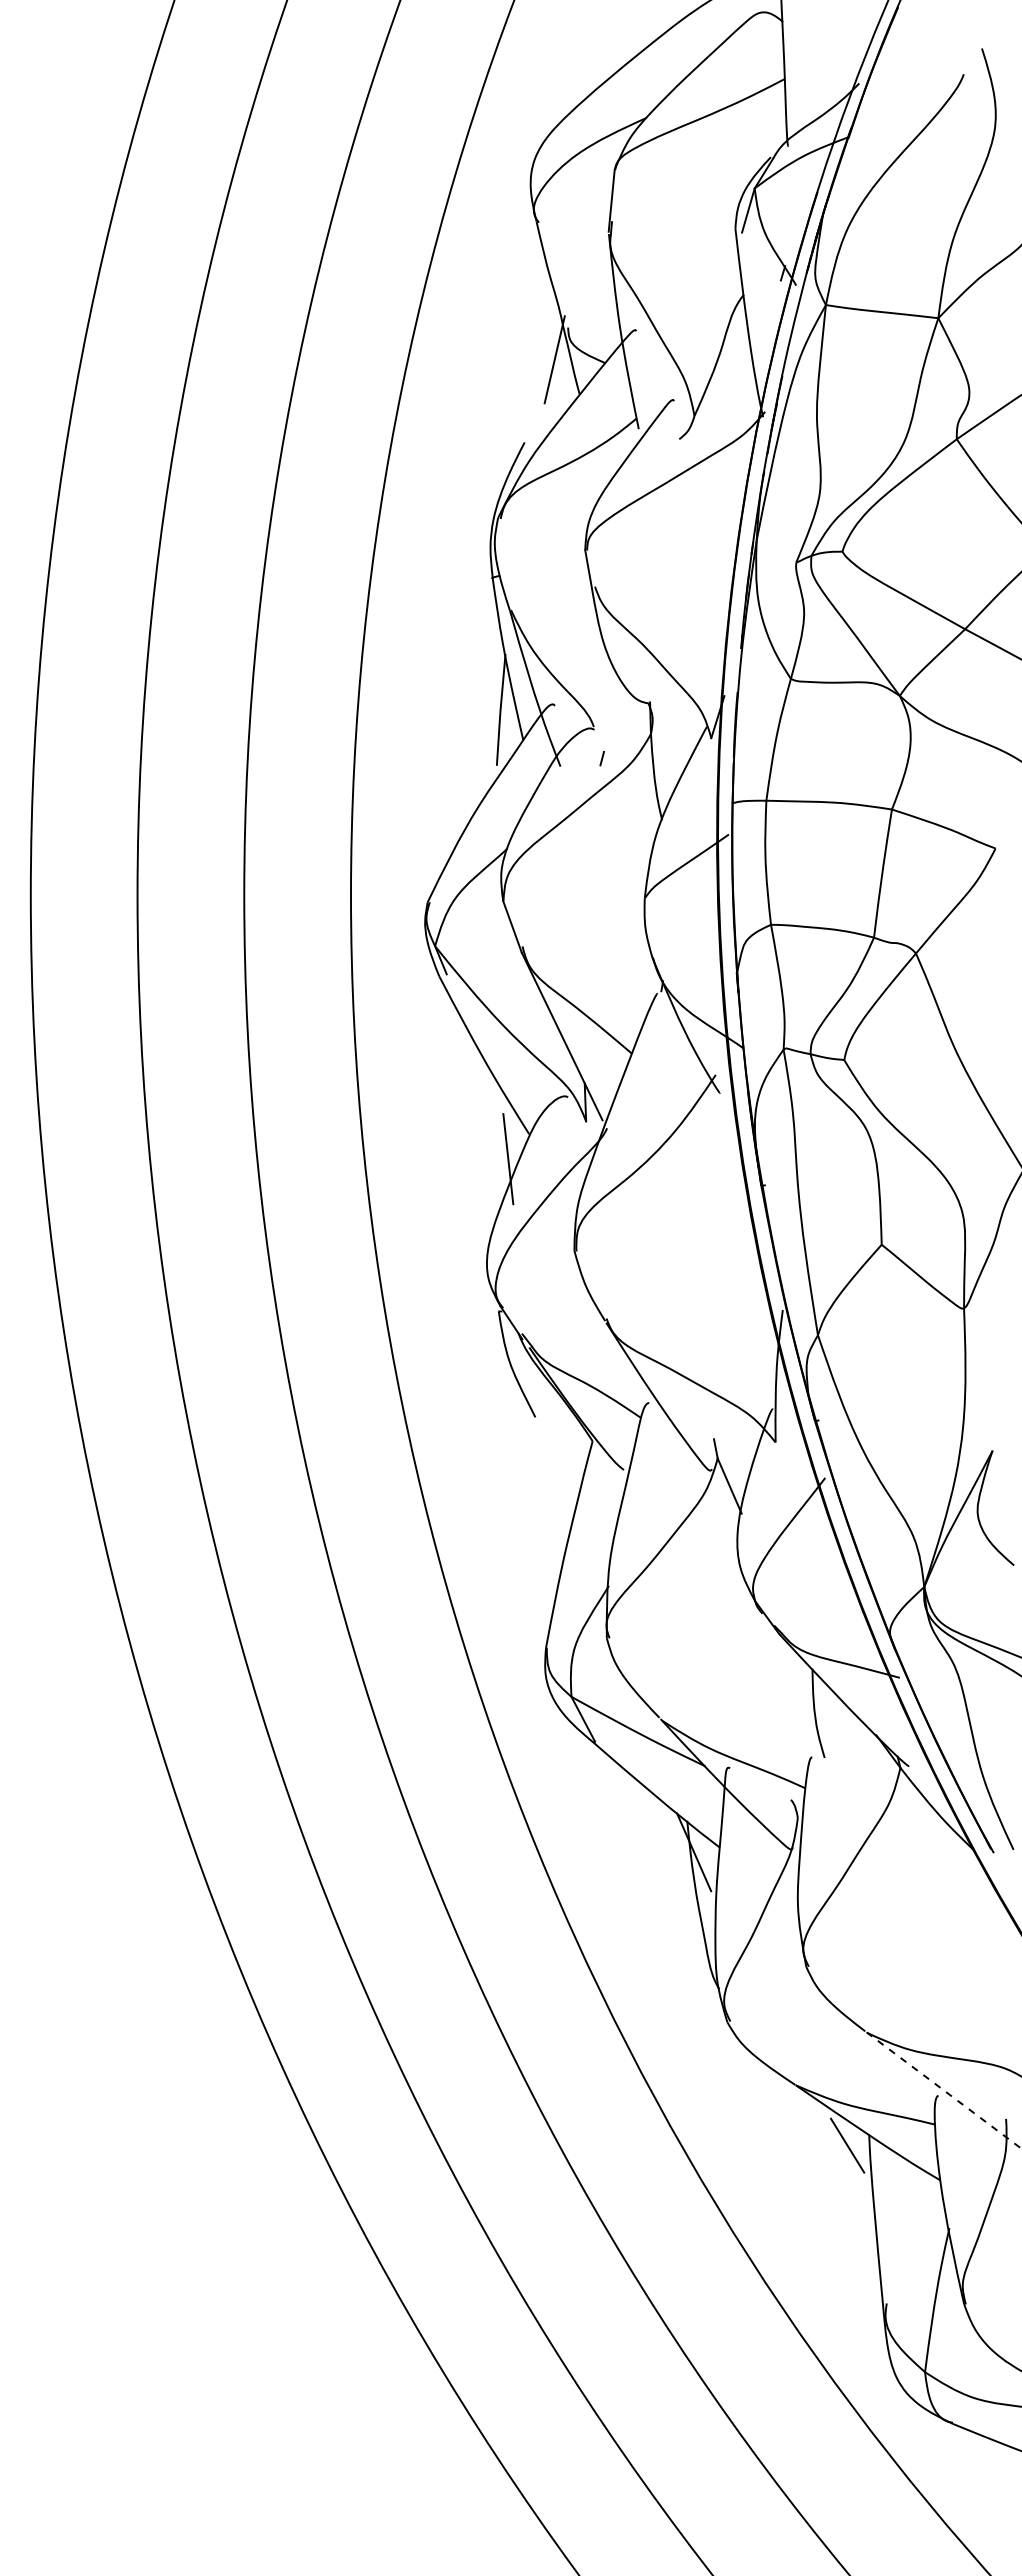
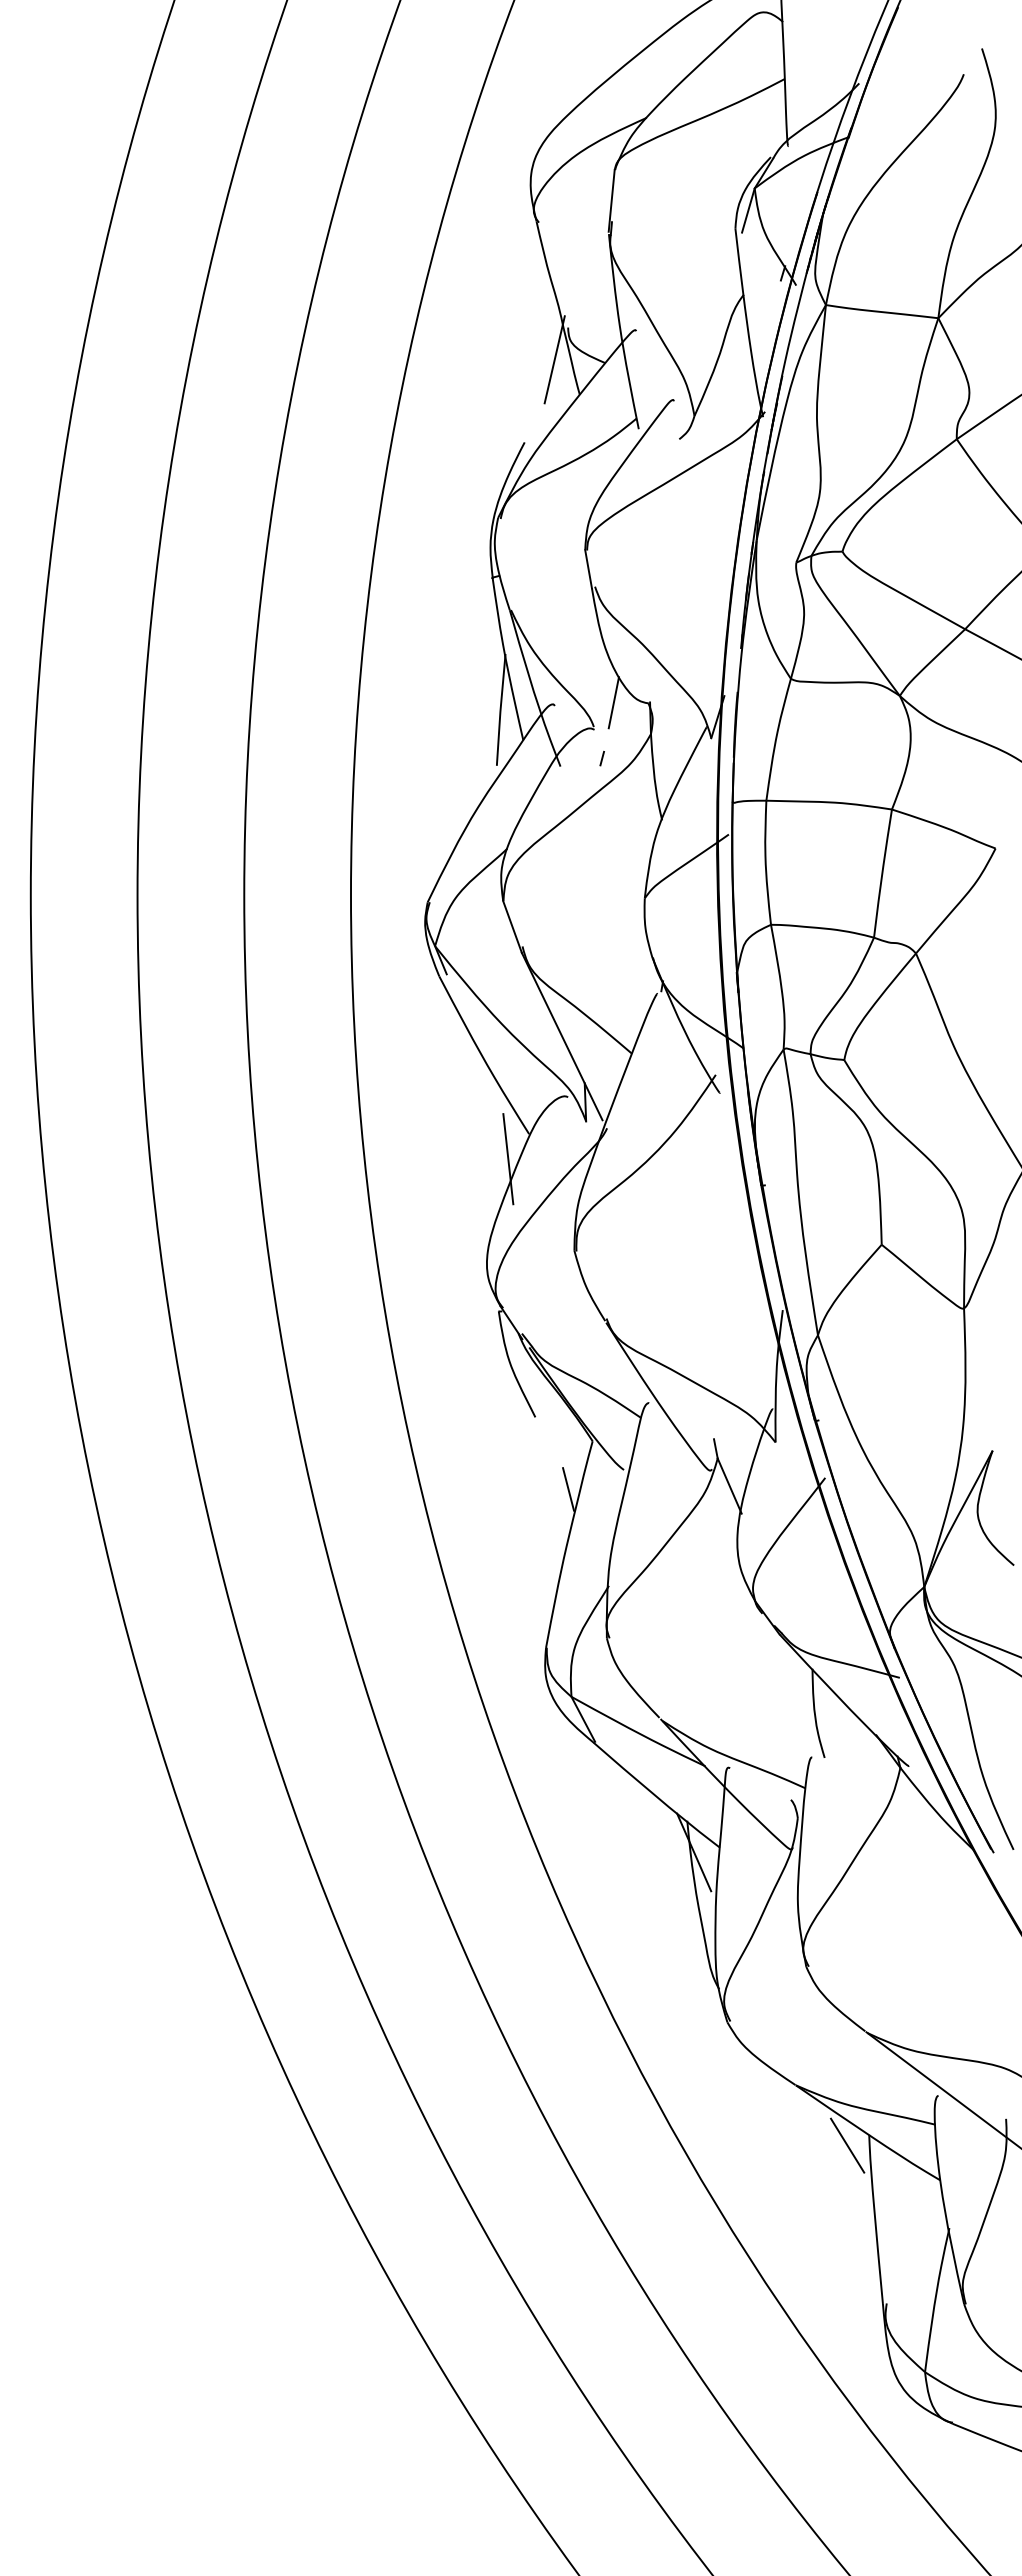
line: none -> present (613, 702)
line: none -> present (568, 1489)
line: dashed -> solid (944, 2090)
